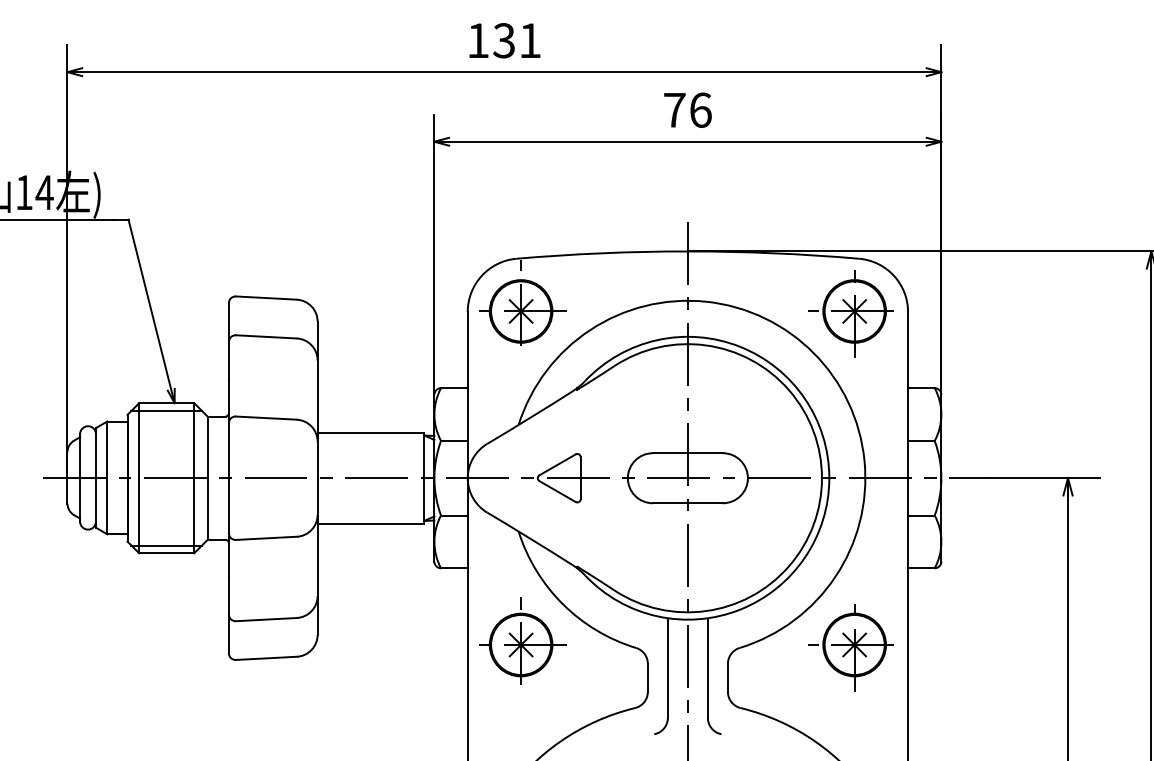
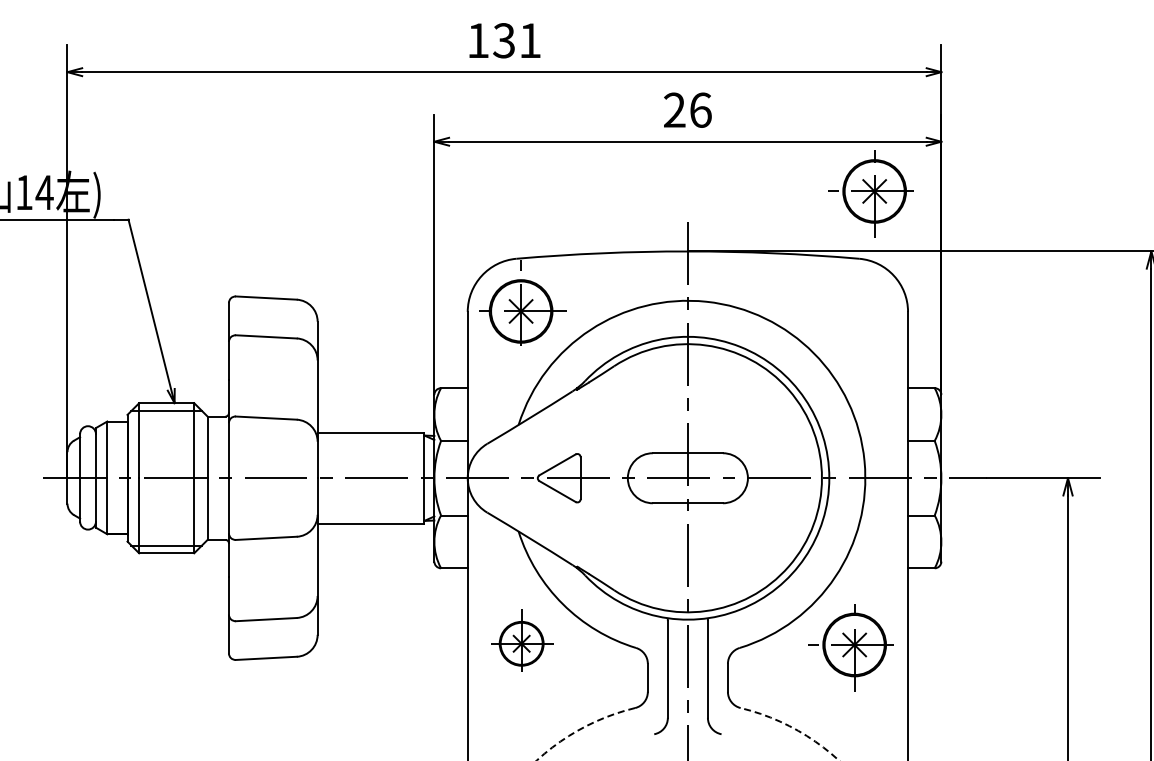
text: 76 -> 26 (674, 109)
part position: (850, 313) -> (870, 193) (870, 193)
part size: 88x88 px -> 63x63 px (522, 640)
arc: solid -> dashed (838, 760)
